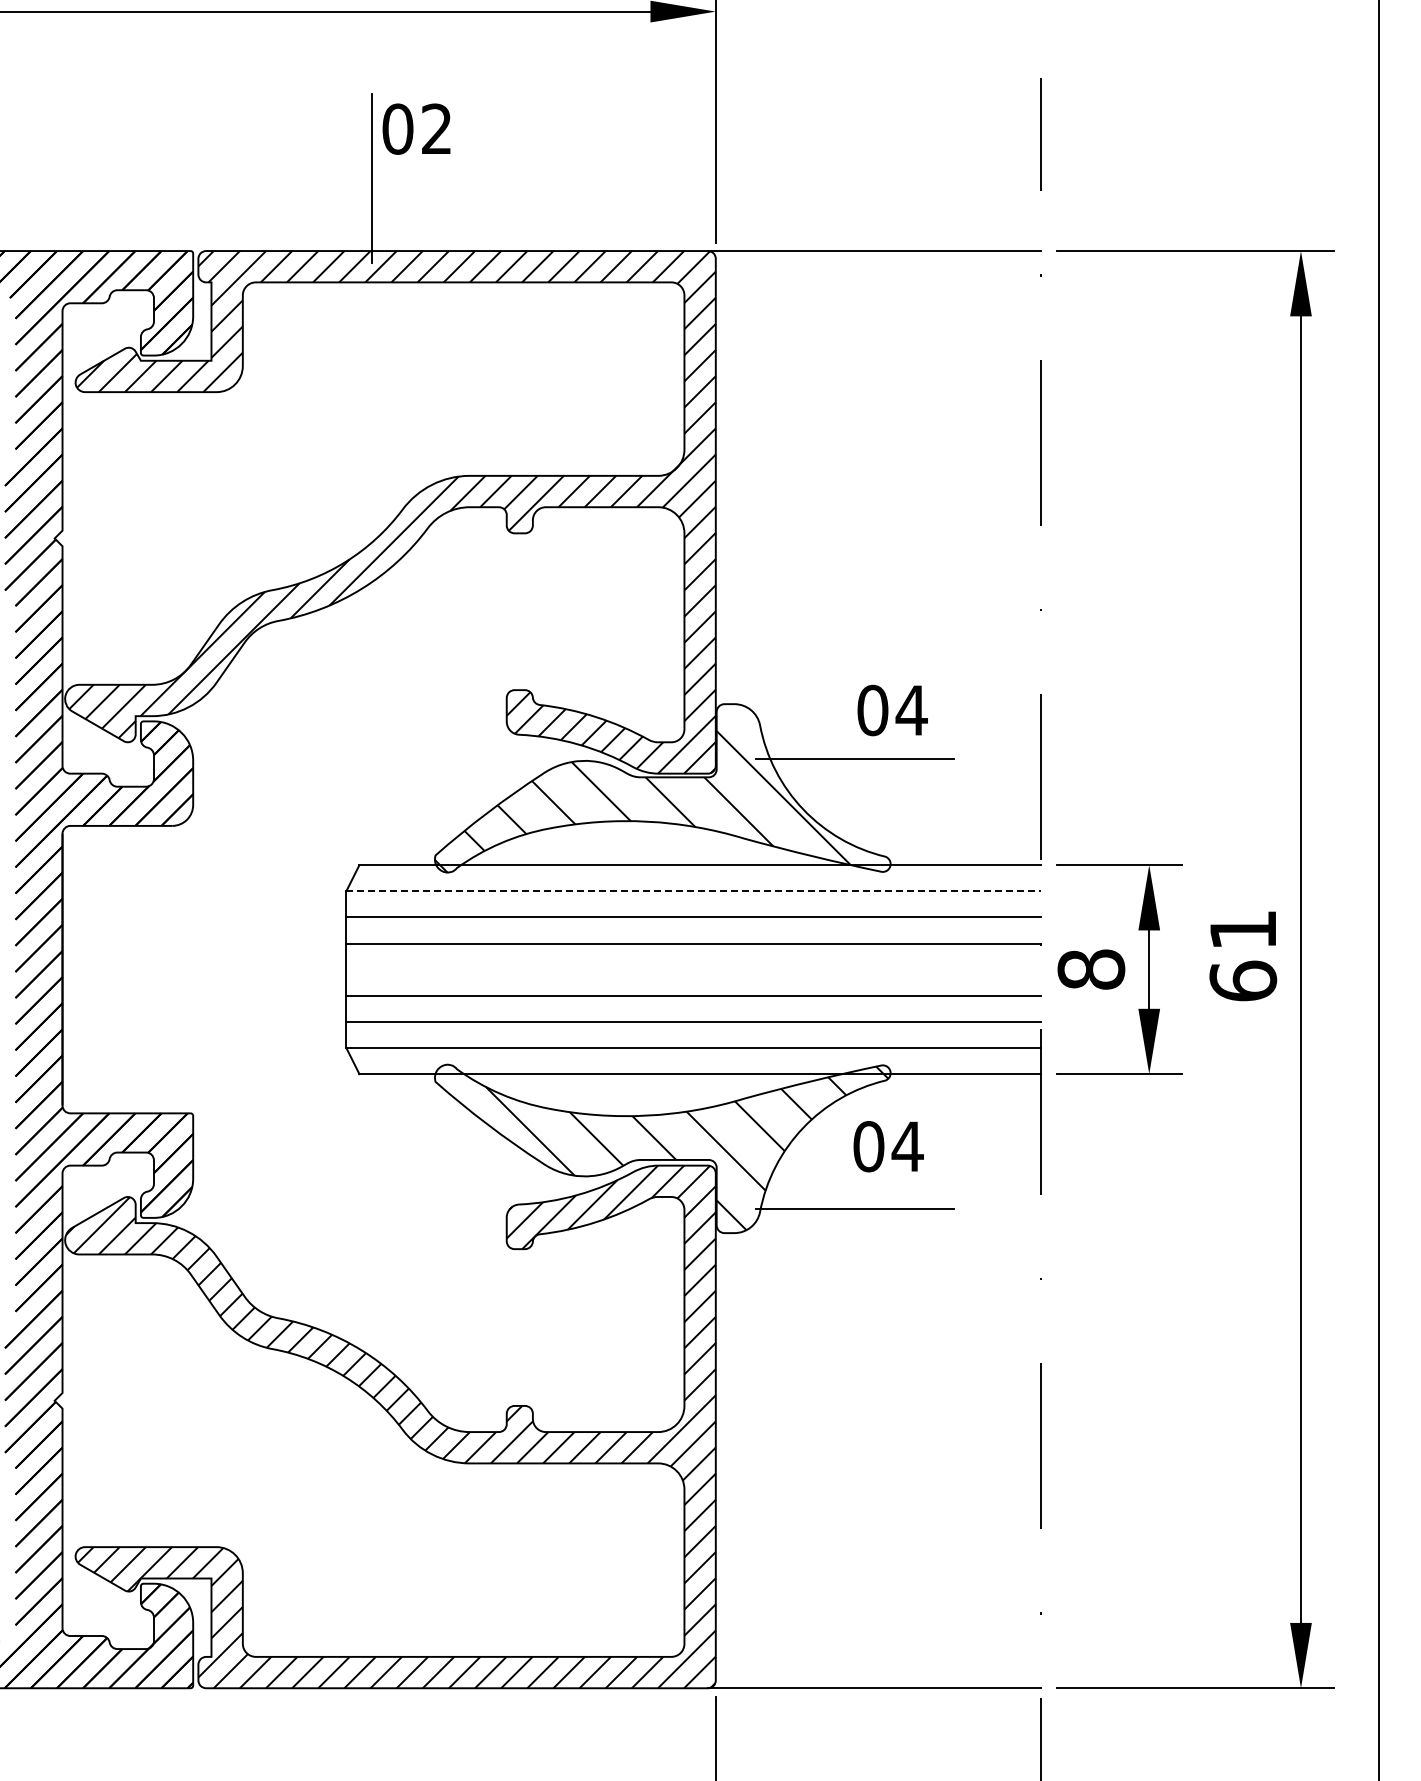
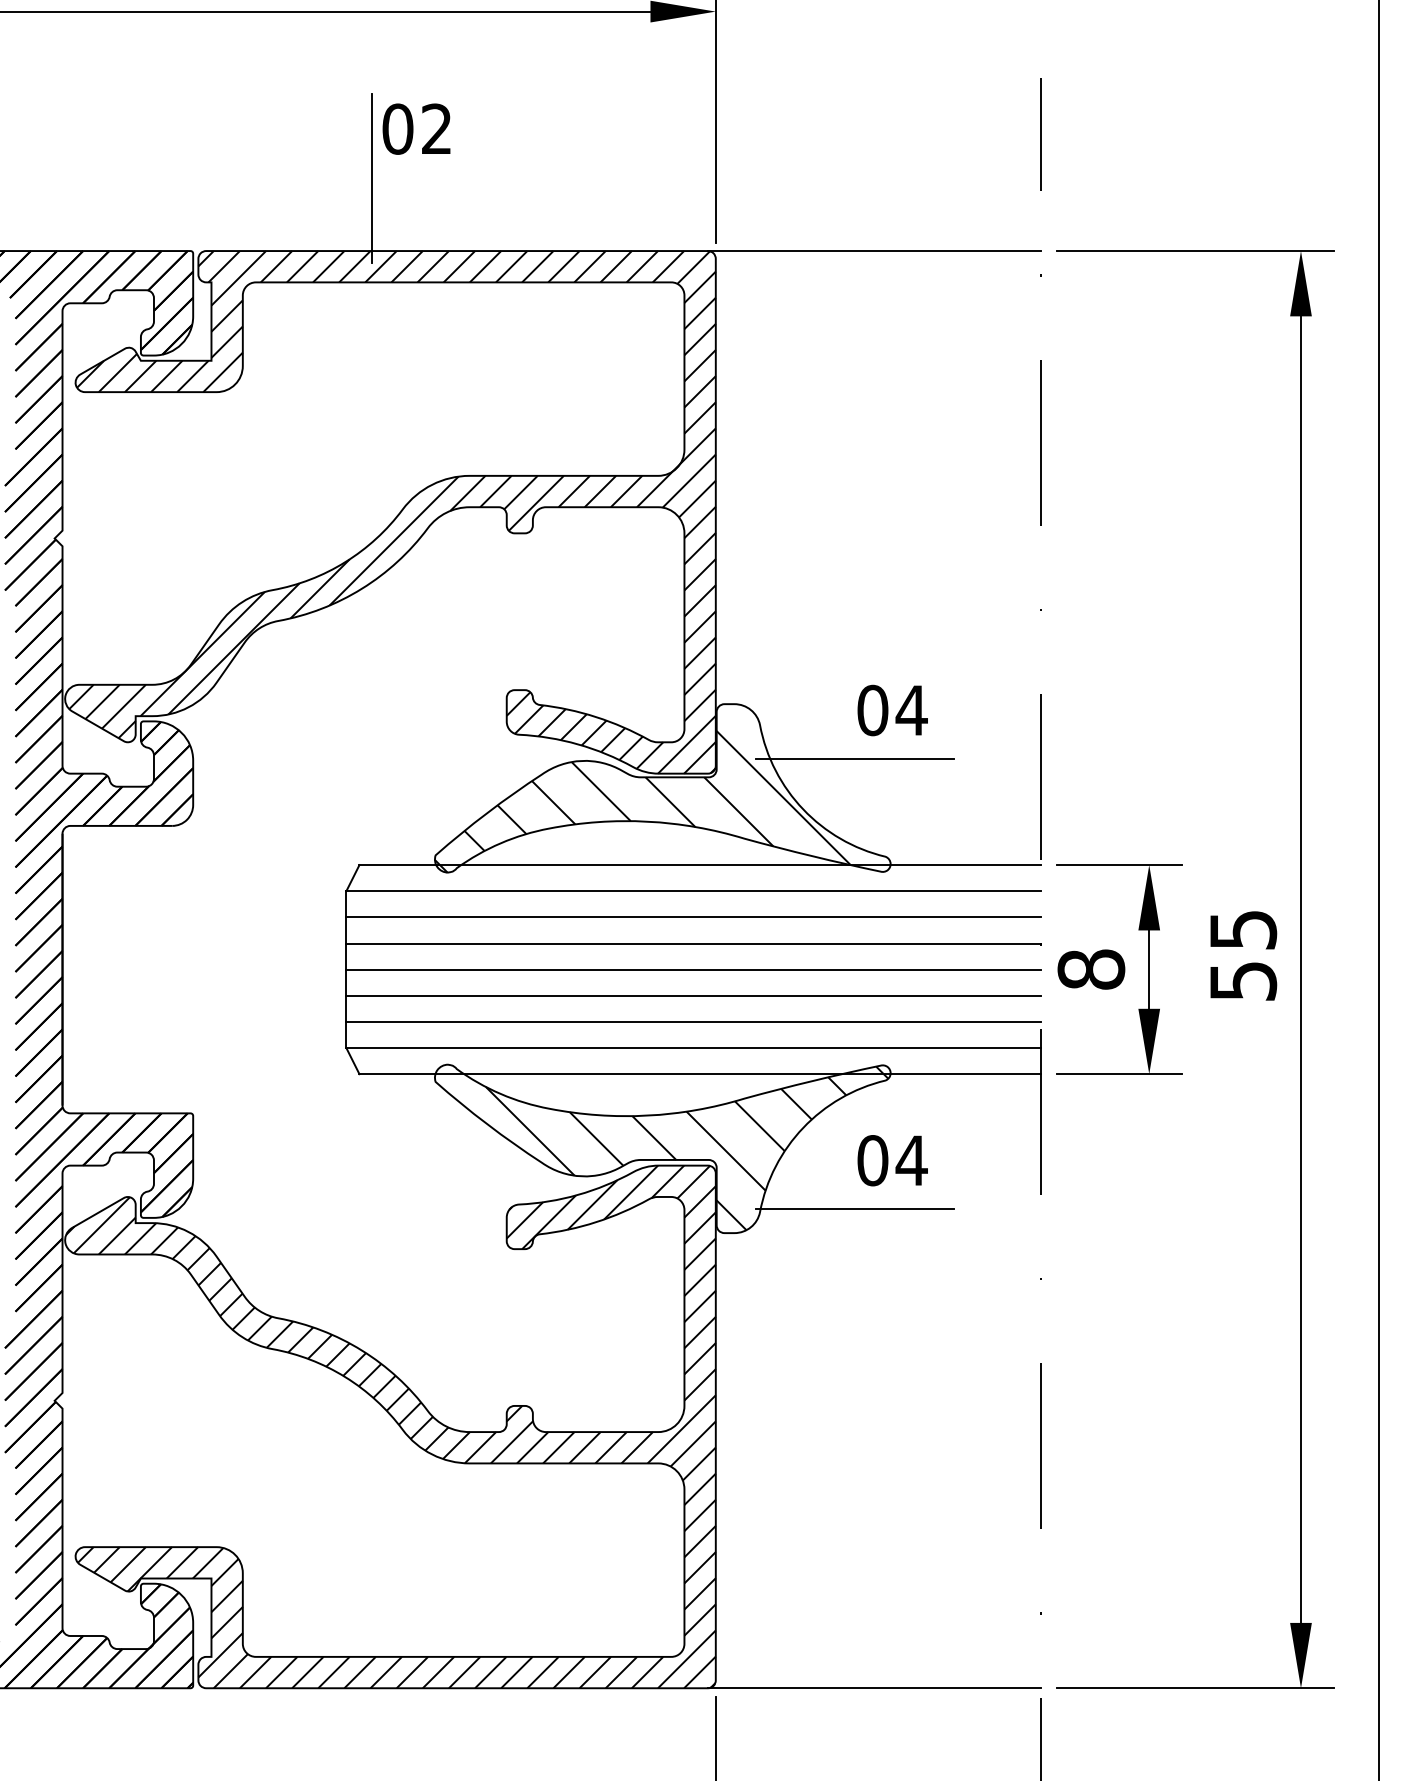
line: dashed -> solid (694, 891)
text: 61 -> 55 (1243, 956)
line: none -> present (693, 969)
text position: (888, 1146) -> (892, 1160) (892, 1160)
